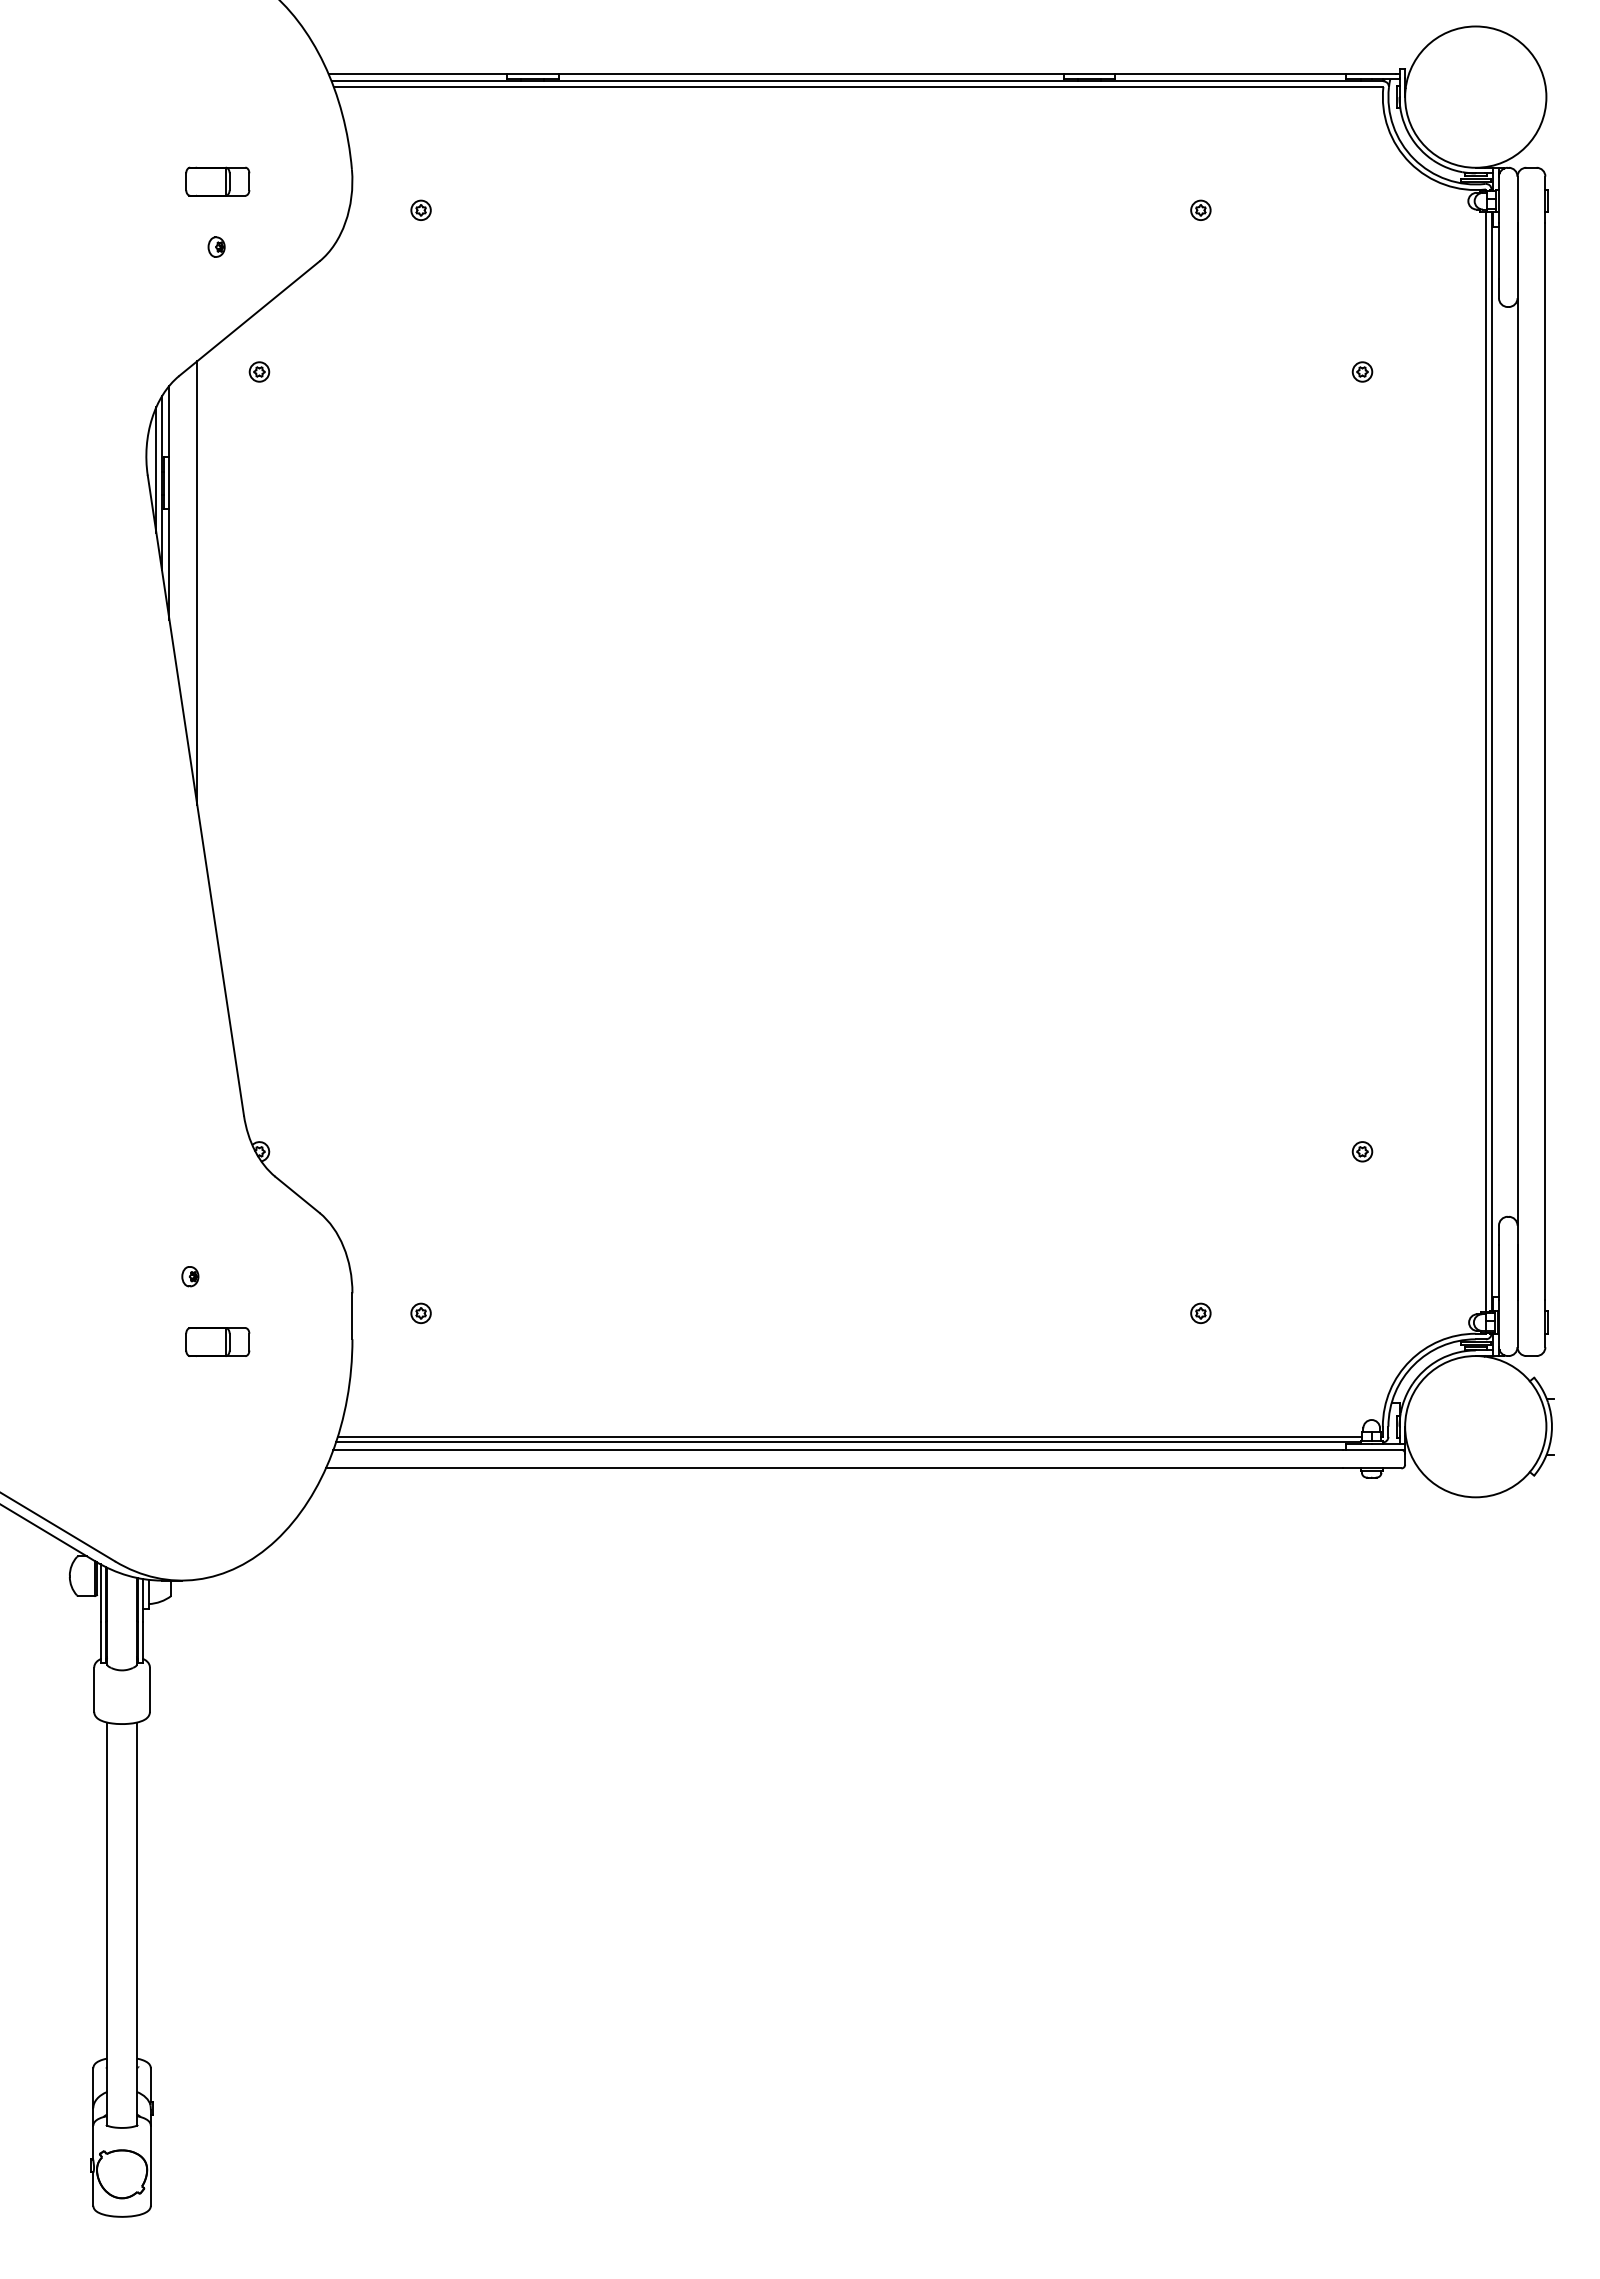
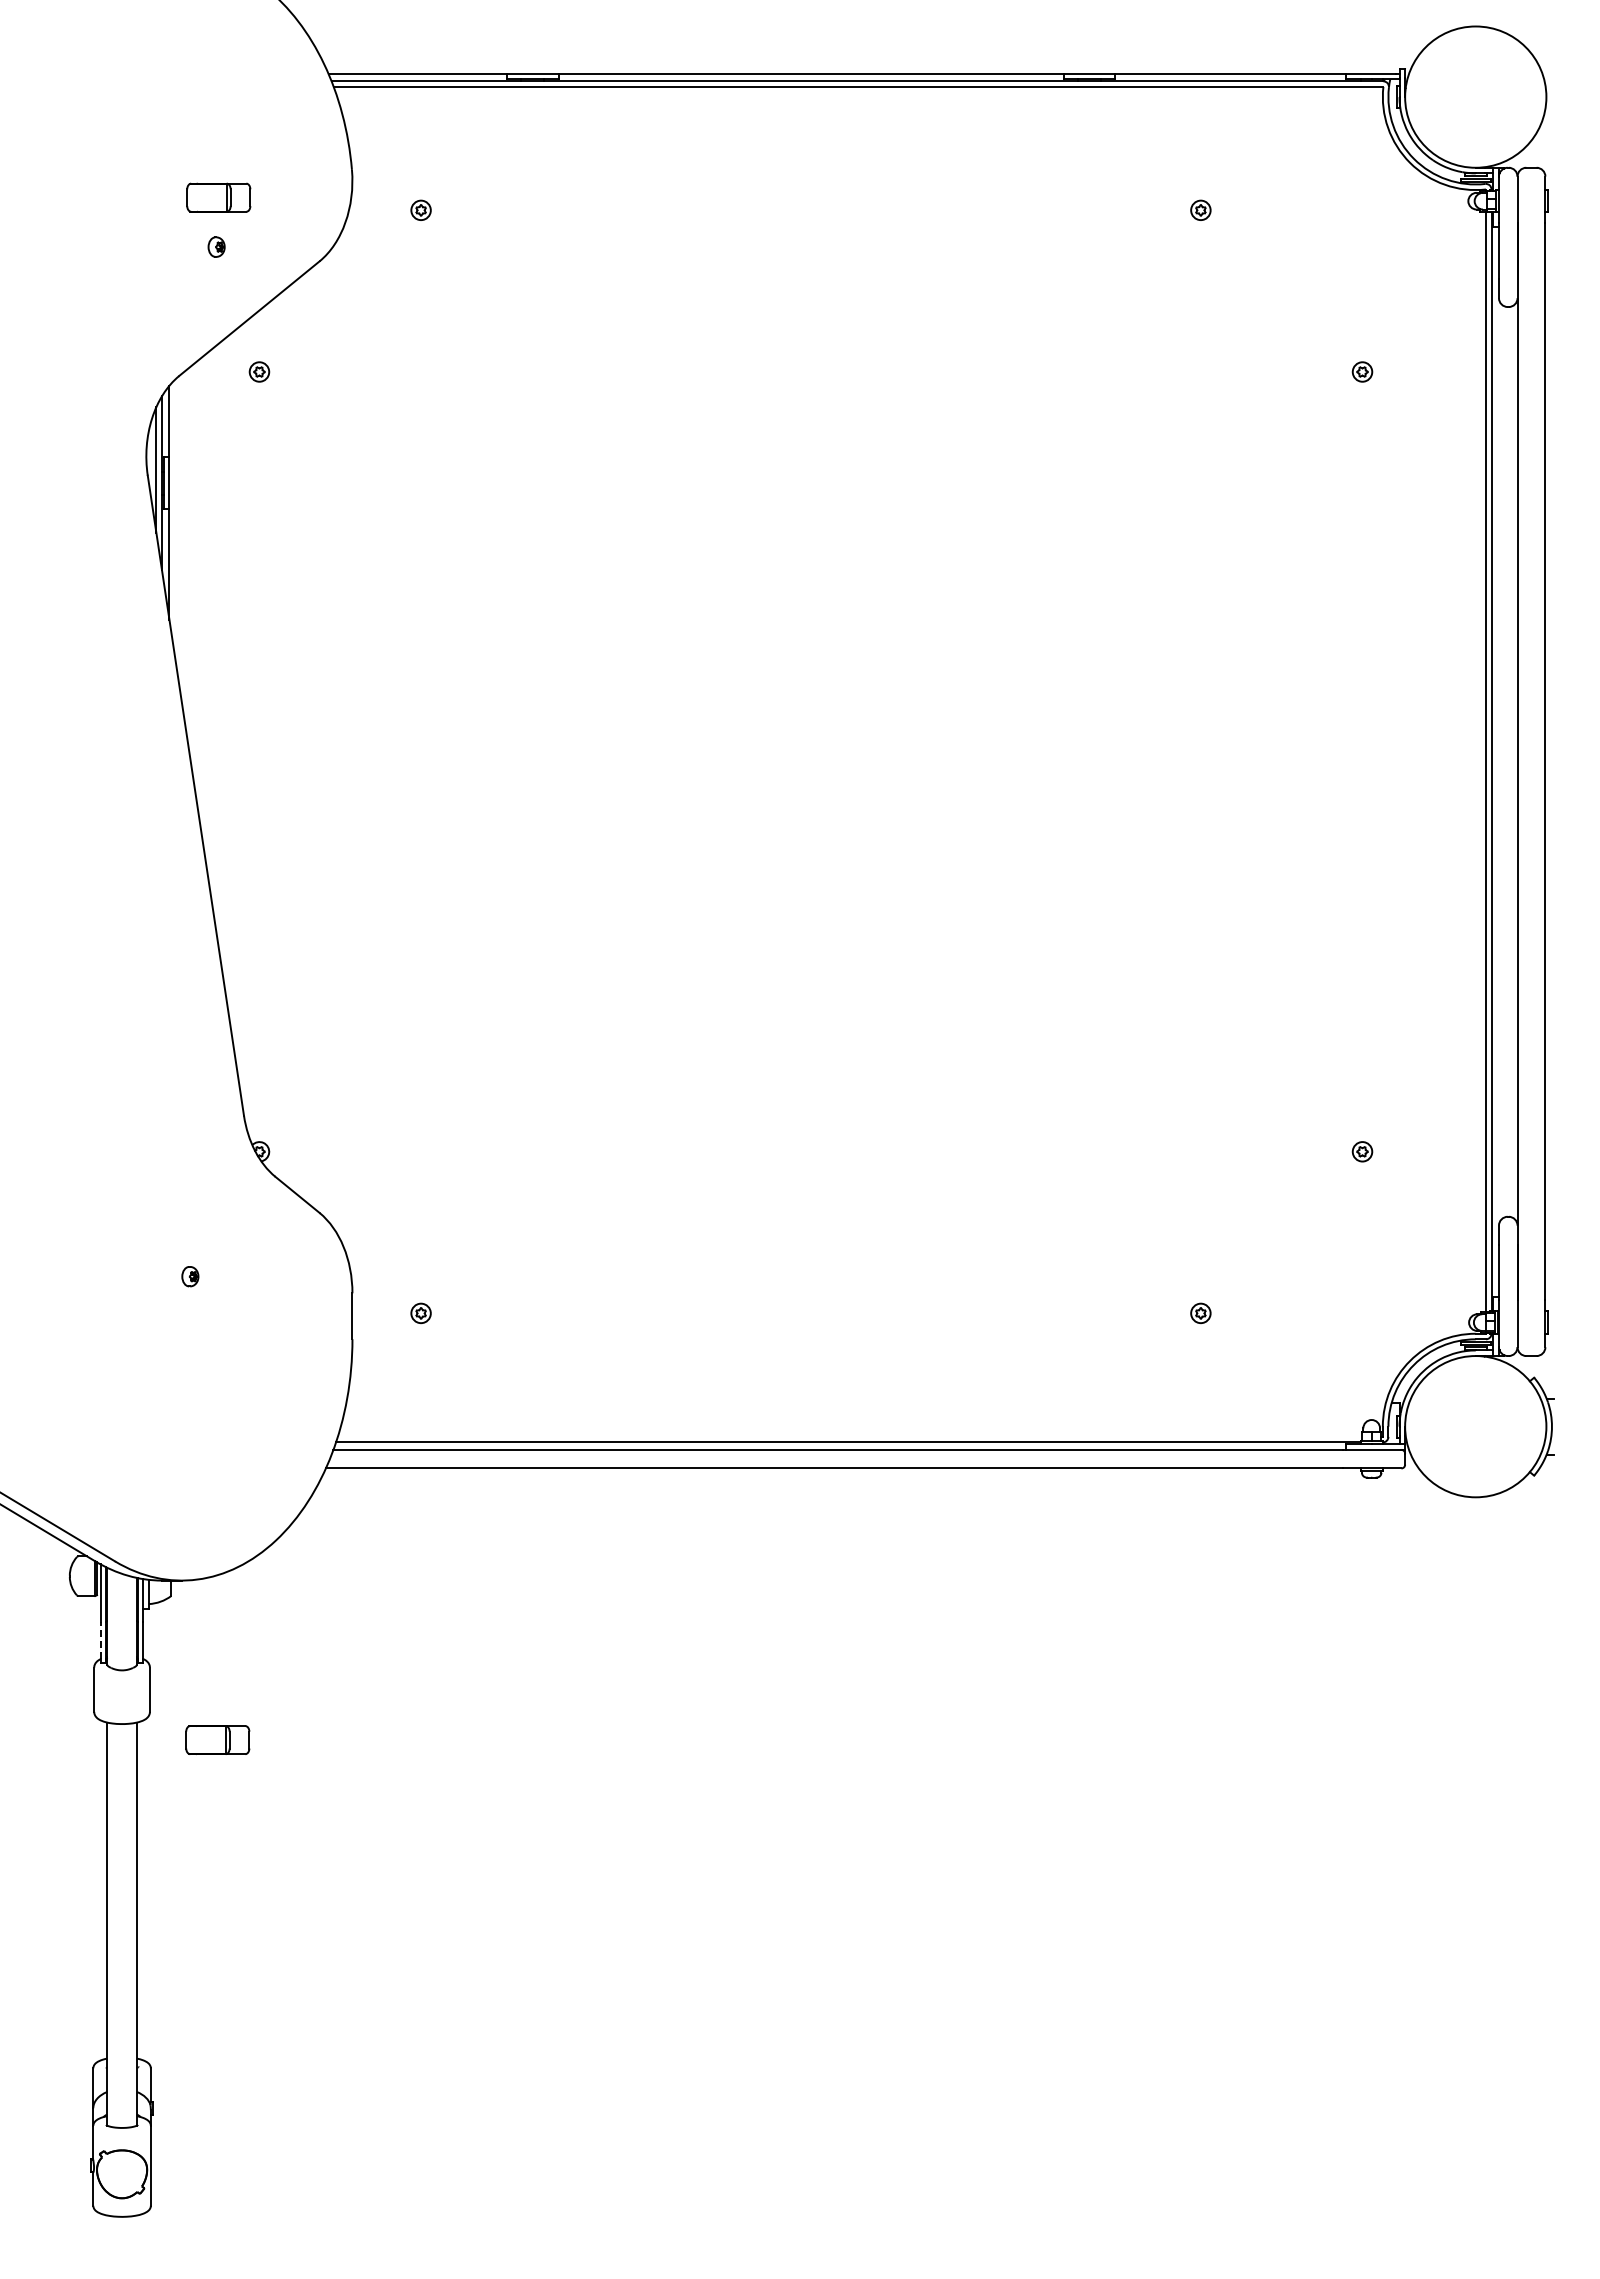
part position: (217, 181) -> (218, 197) (218, 197)
line: present -> none (197, 583)
part position: (217, 1341) -> (217, 1739) (217, 1739)
line: present -> none (849, 1436)
line: solid -> dashed (100, 1640)
